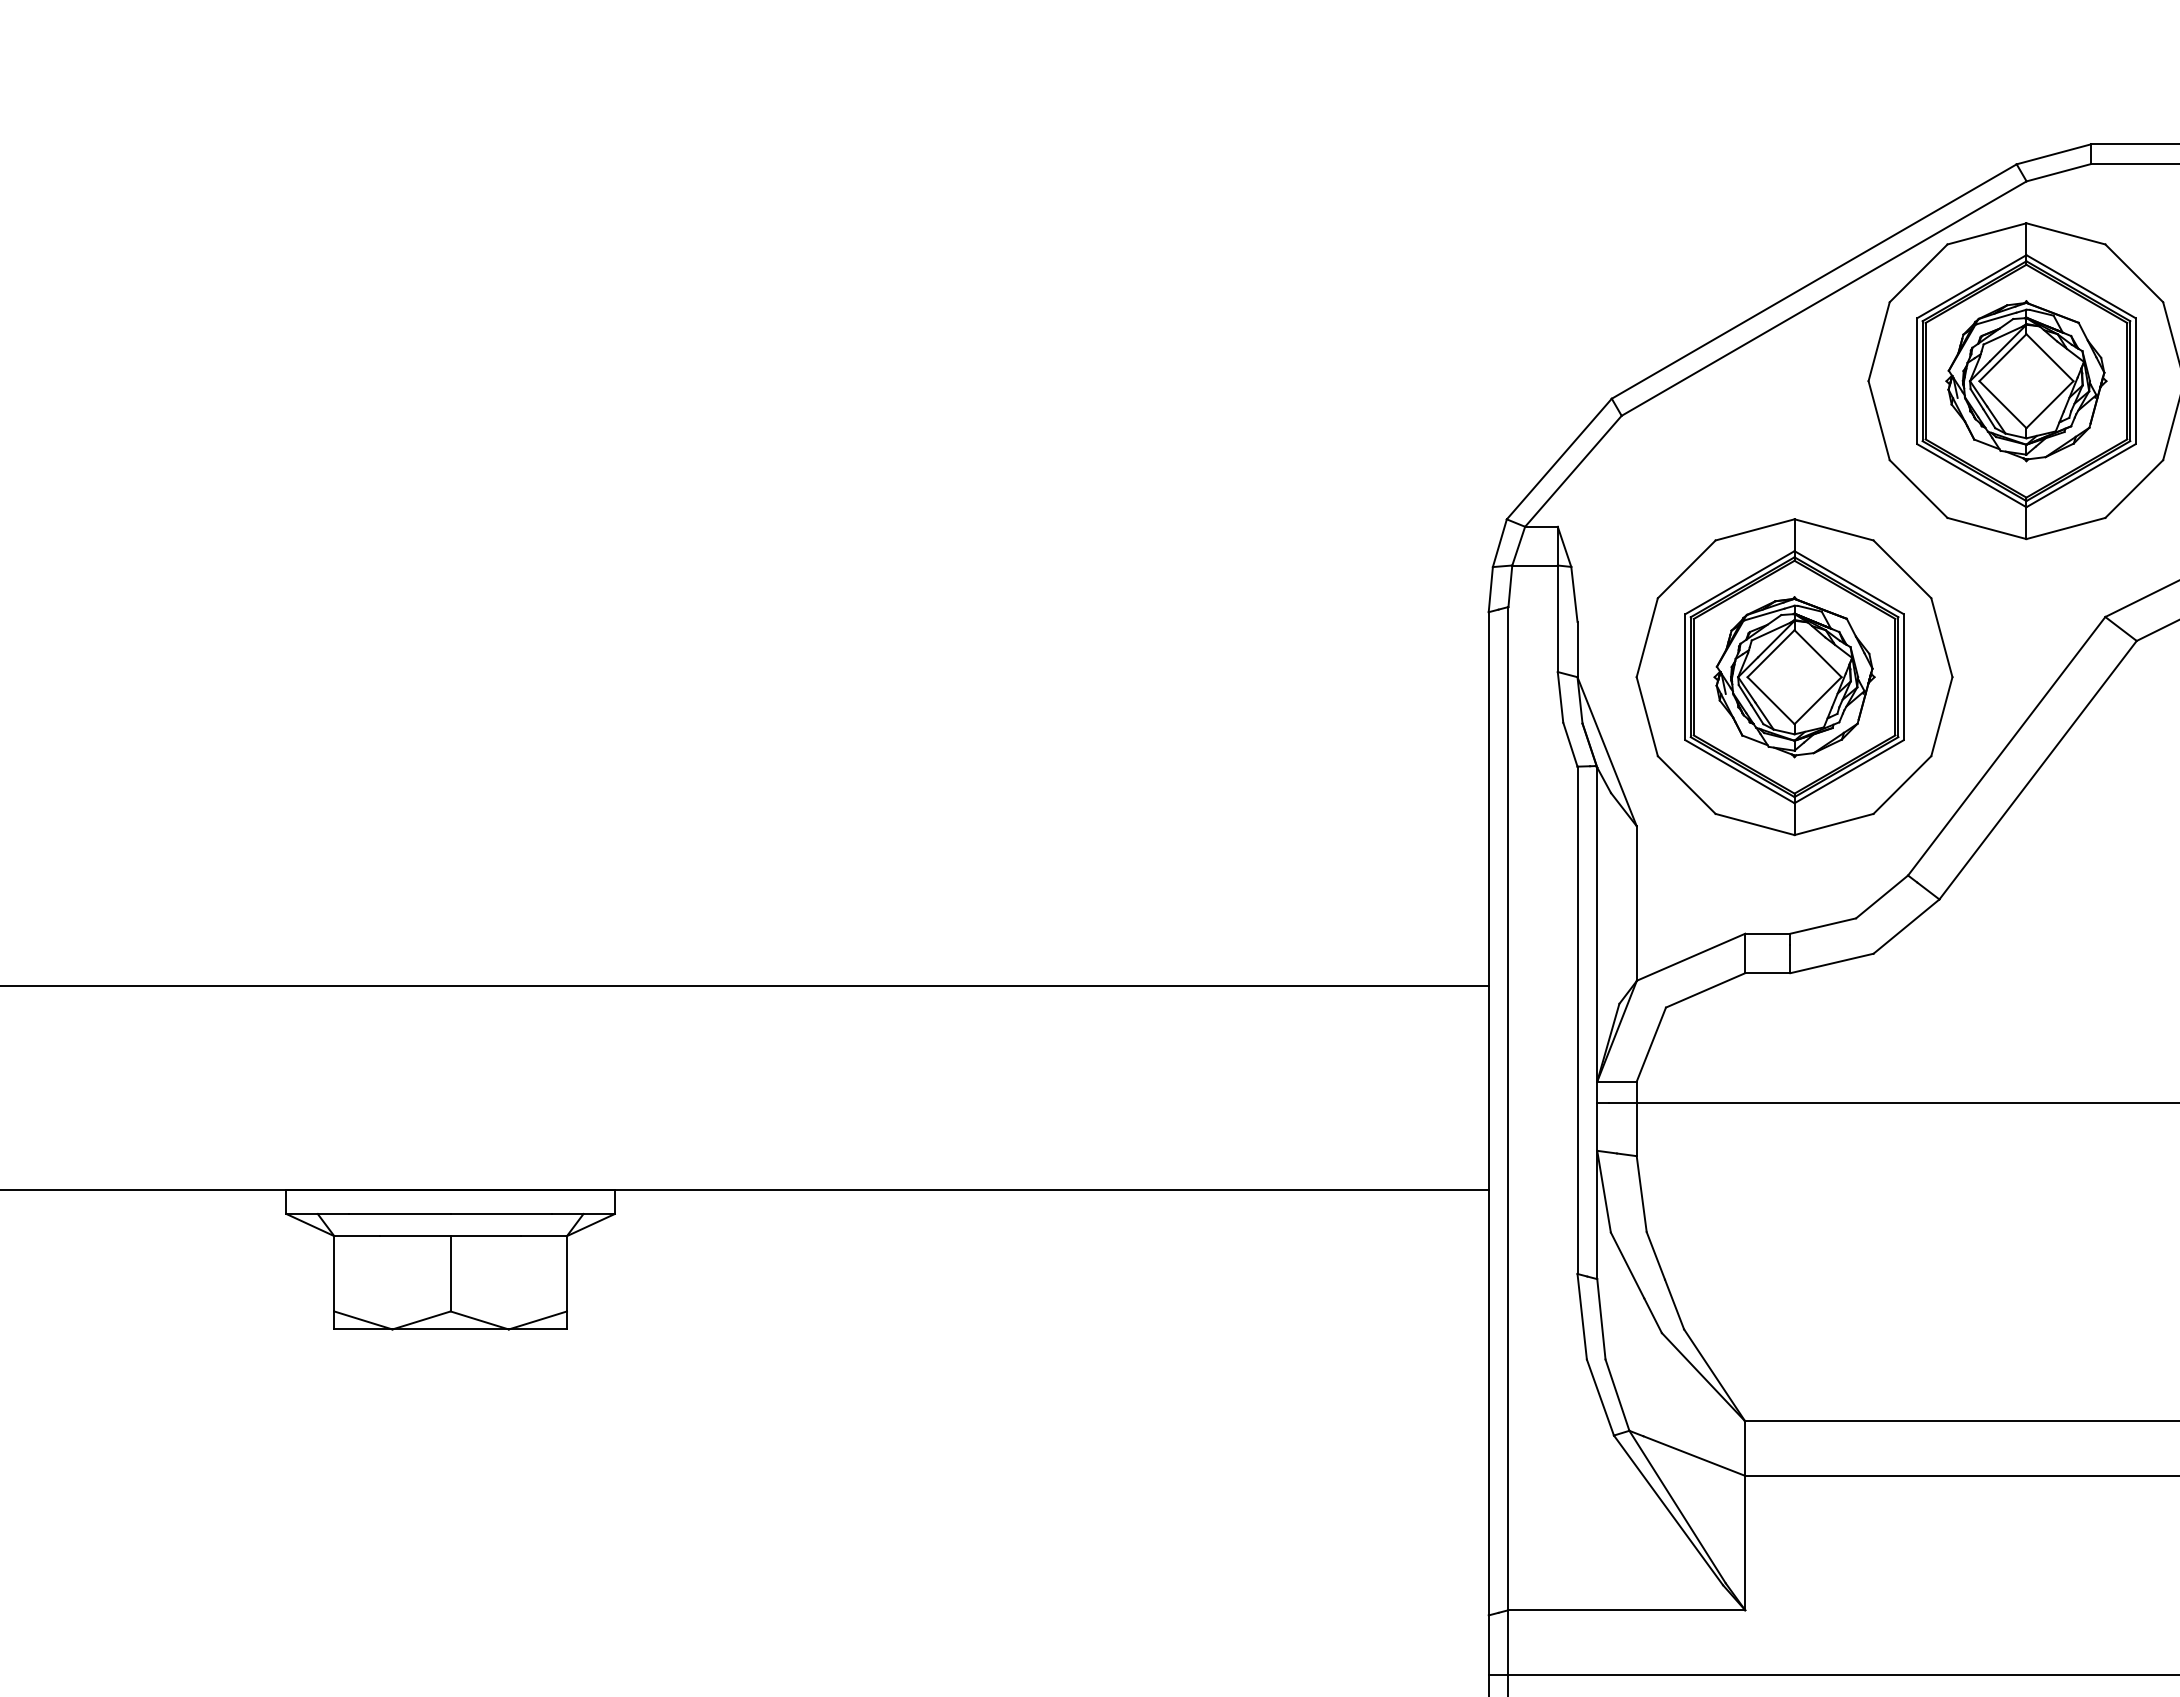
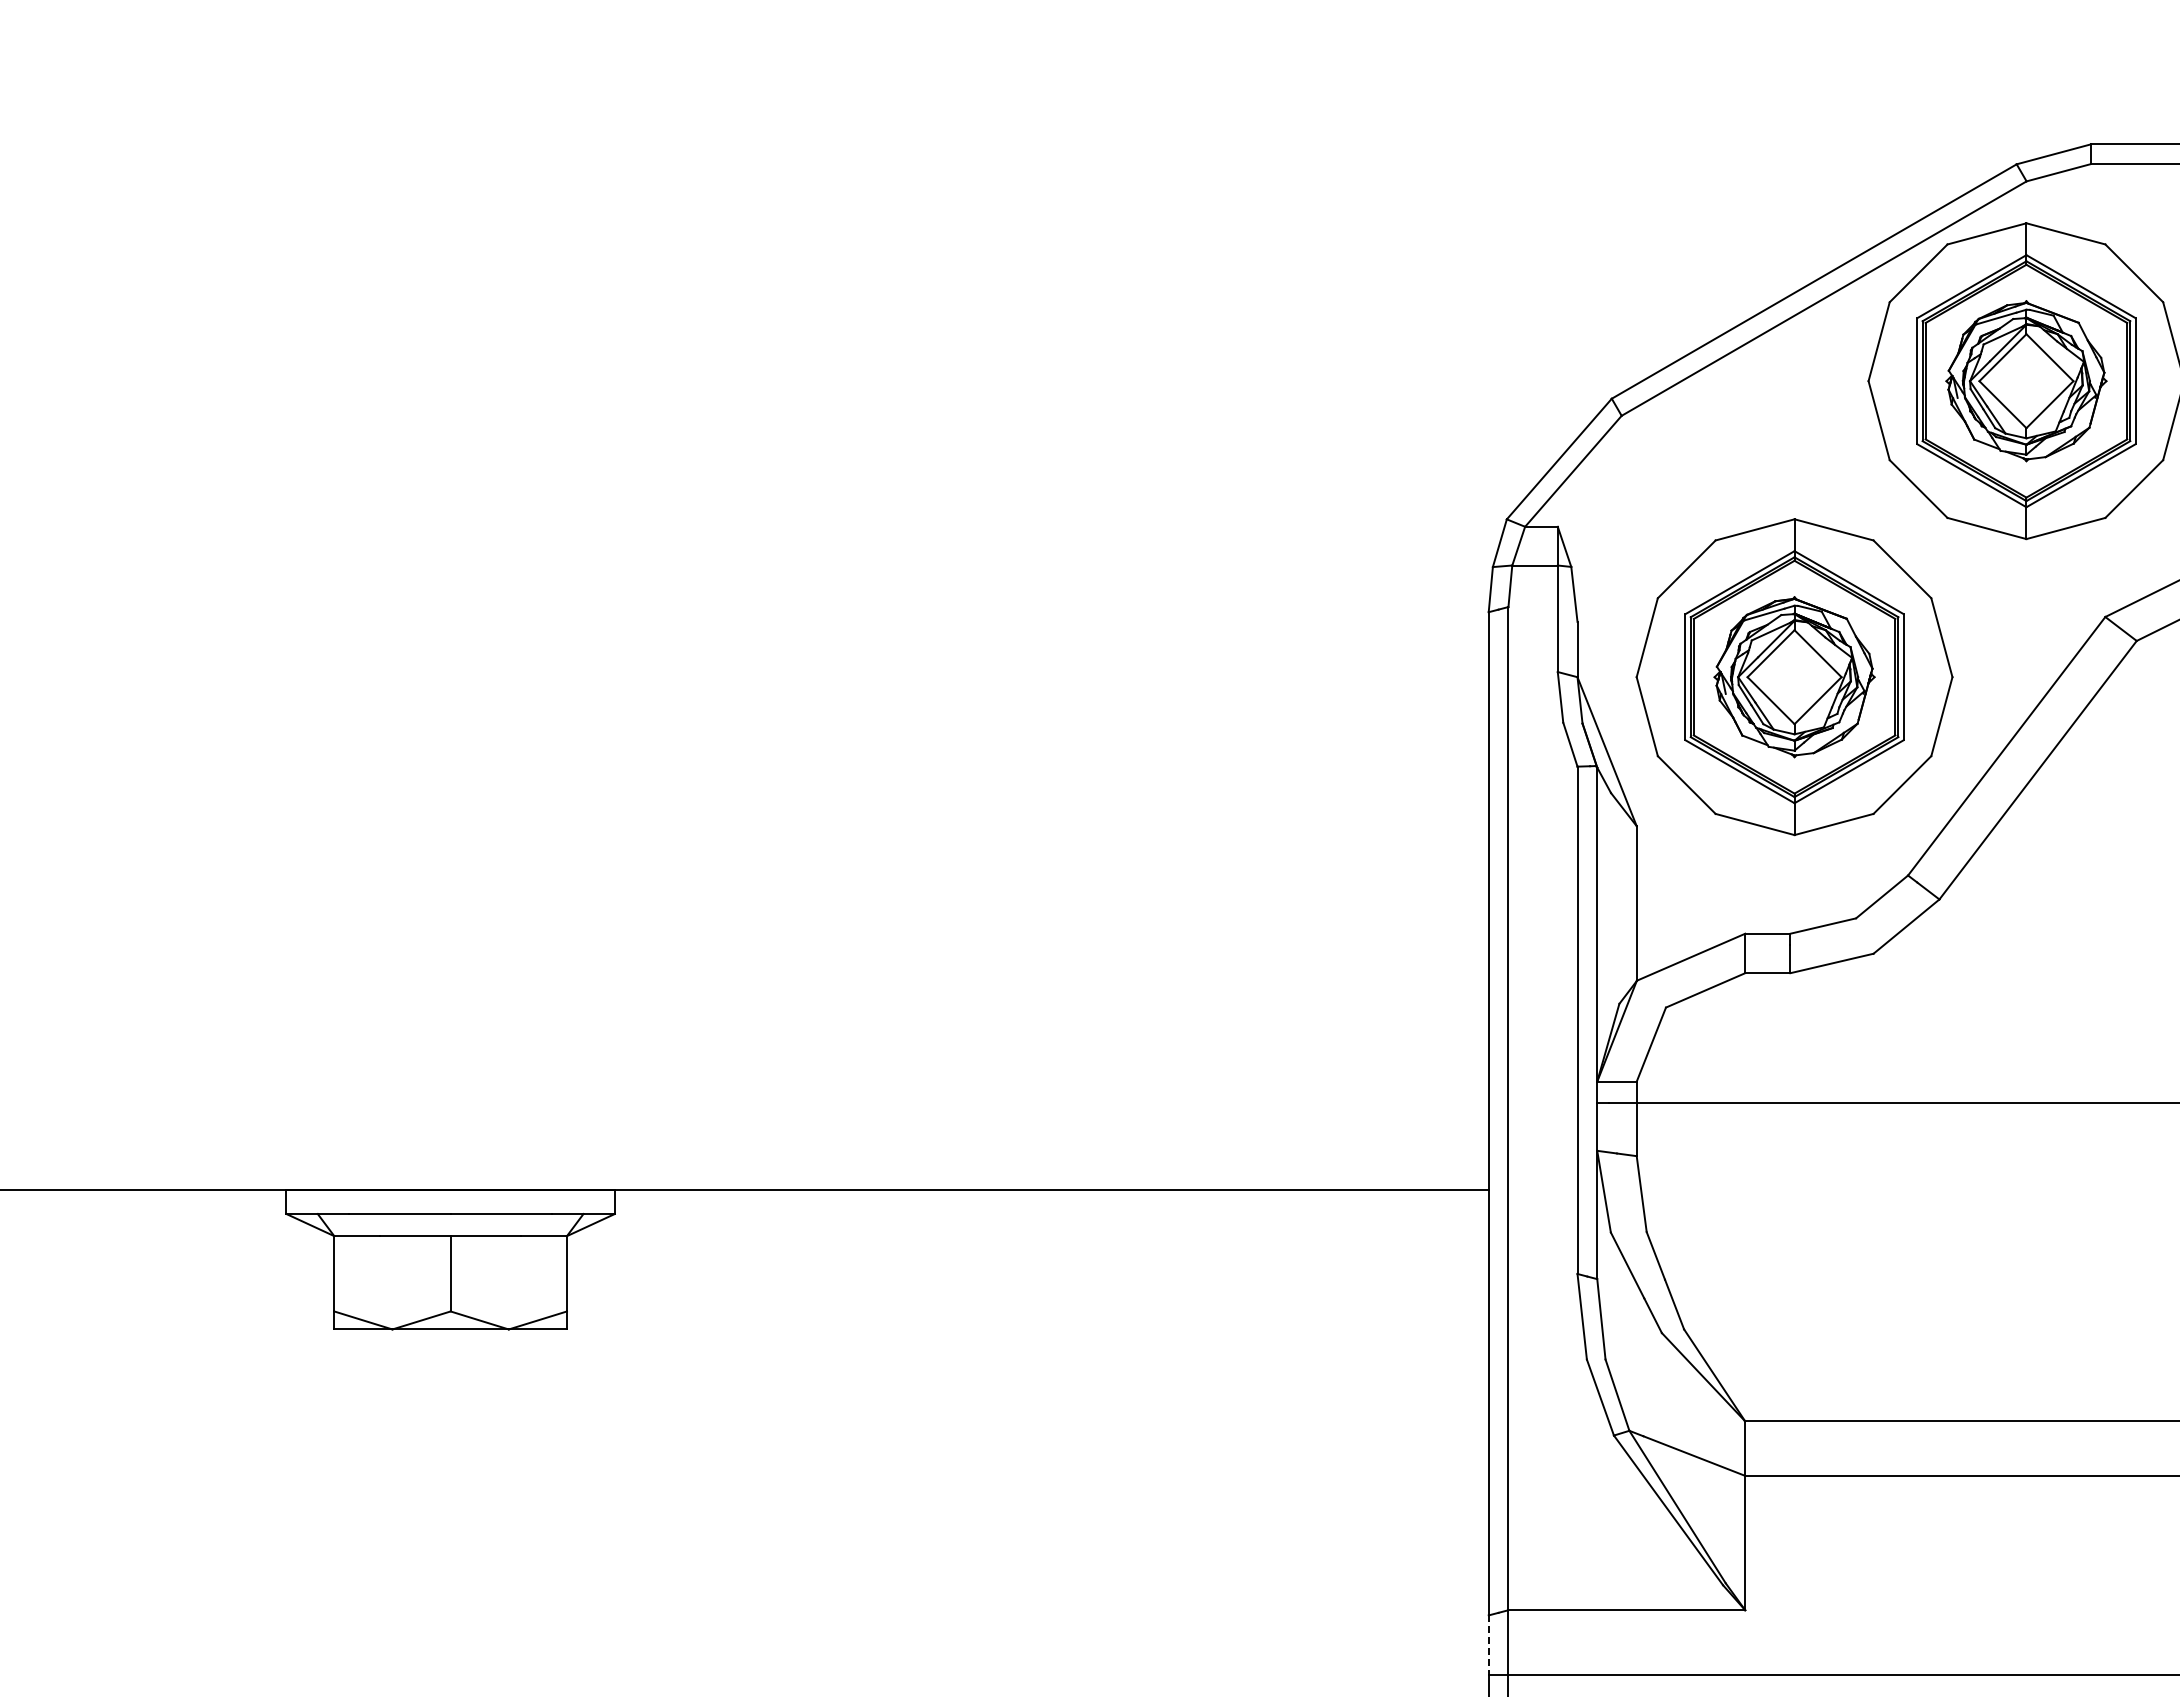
line: present -> none (745, 986)
line: solid -> dashed (1488, 1645)
